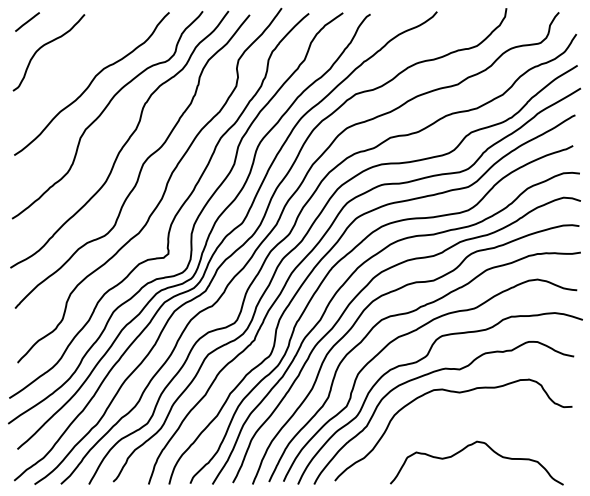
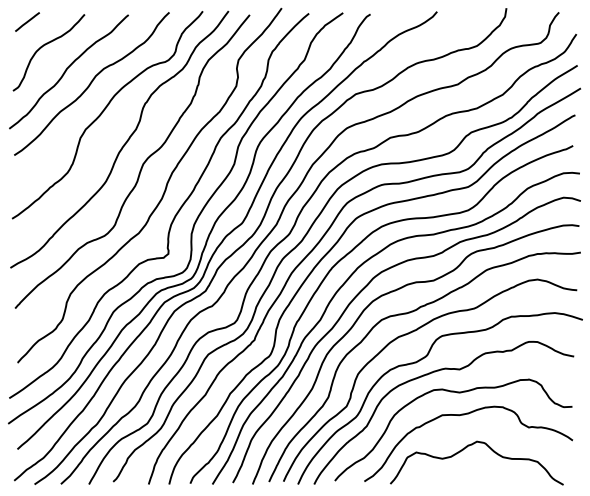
curve: none -> present (67, 70)
curve: none -> present (464, 415)
